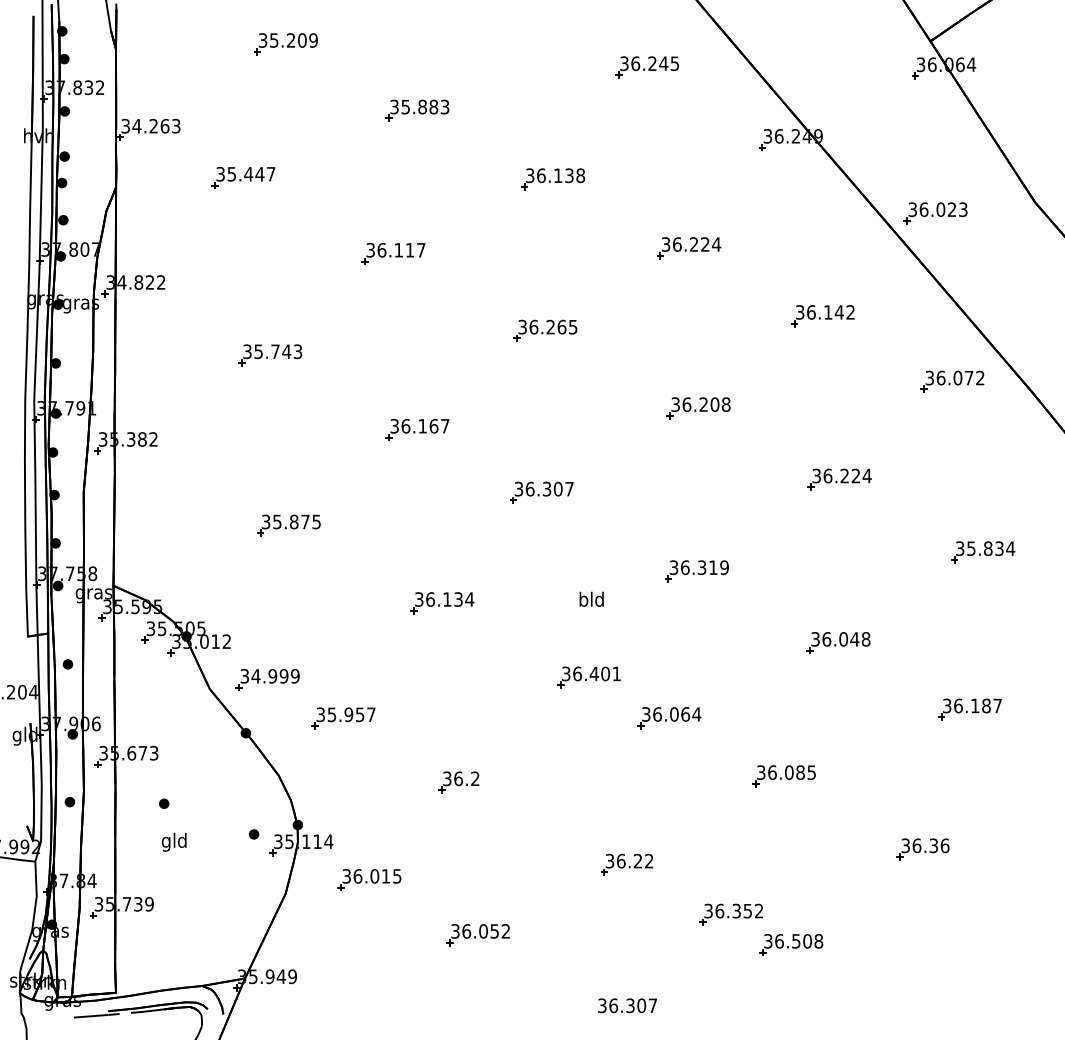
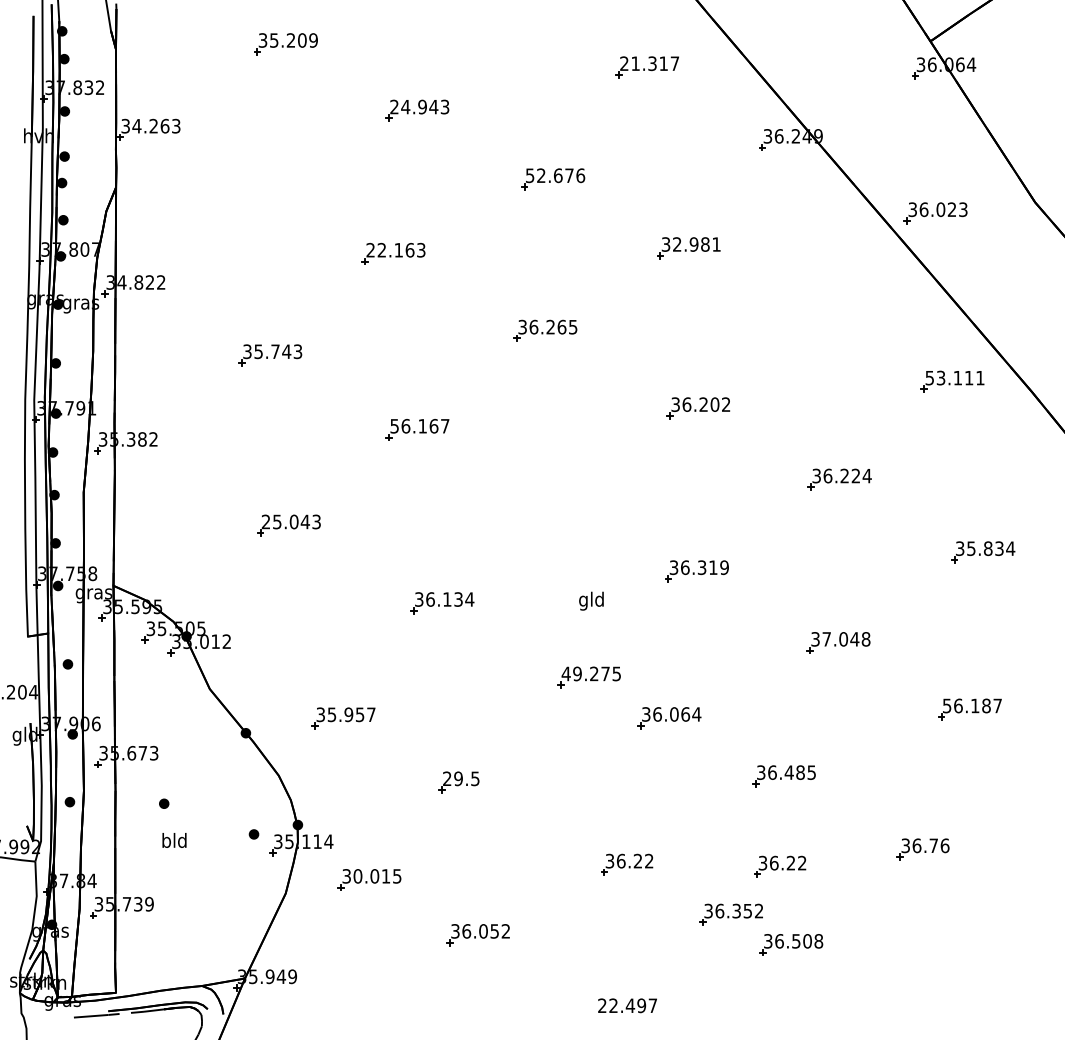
text: 36.245 -> 21.317 (649, 63)
text: 35.883 -> 24.943 (414, 106)
text: 36.138 -> 52.676 (555, 175)
part: present -> none (243, 177)
text: 36.224 -> 32.981 (697, 244)
text: 36.117 -> 22.163 (395, 249)
part: present -> none (822, 316)
text: 36.072 -> 53.111 (955, 377)
text: 36.208 -> 36.202 (726, 404)
text: 36.167 -> 56.167 (394, 425)
part: present -> none (541, 492)
text: 35.875 -> 25.043 (291, 521)
text: bld -> gld (583, 600)
text: 36.048 -> 37.048 (826, 639)
text: 36.401 -> 49.275 (590, 673)
part: present -> none (267, 679)
text: 36.187 -> 56.187 (947, 705)
text: 36.085 -> 36.485 (788, 772)
text: 36.2 -> 29.5 (461, 778)
text: gld -> bld (165, 842)
text: 36.36 -> 36.76 (933, 845)
part: none -> present (780, 866)
text: 36.015 -> 30.015 (357, 876)
text: 36.307 -> 22.497 (621, 1005)
